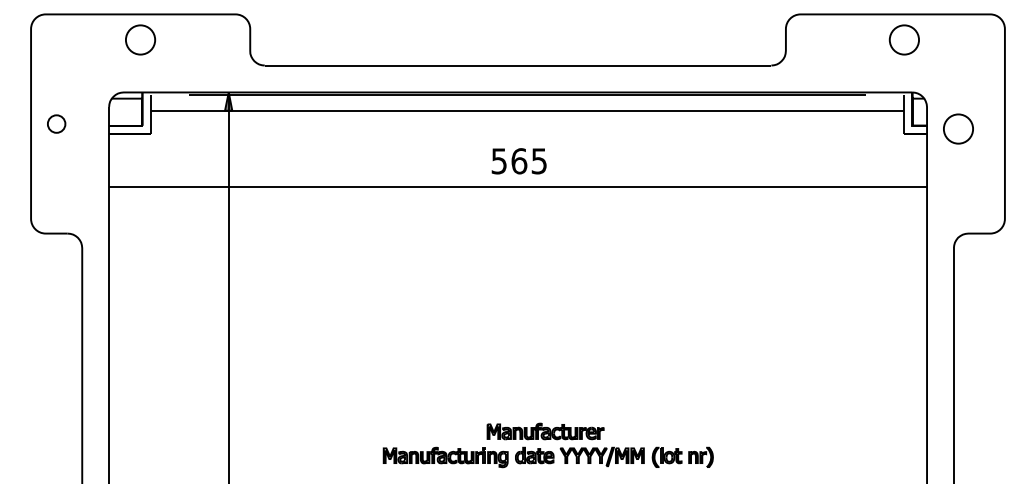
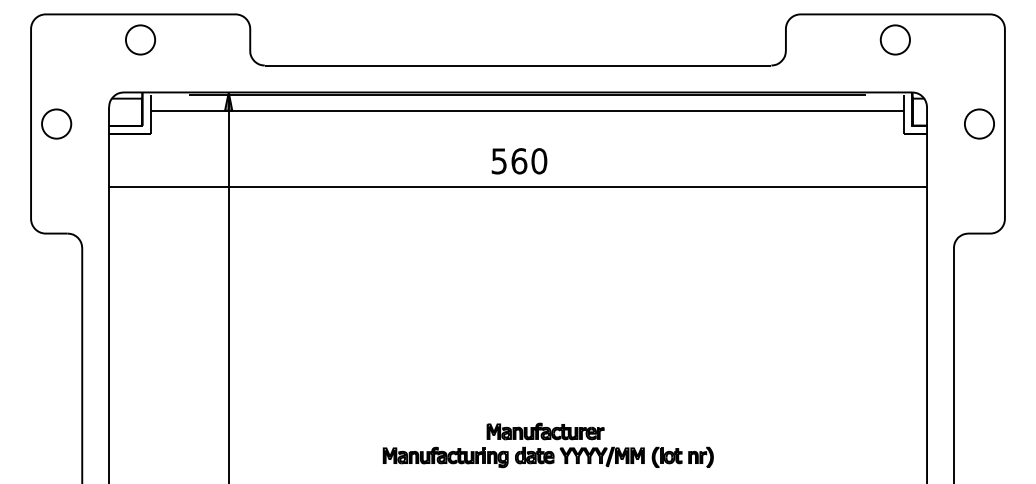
circle position: (903, 39) -> (894, 39) (894, 39)
circle diameter: 18 px -> 29 px (56, 123)
circle position: (958, 128) -> (979, 123) (979, 123)
text: 565 -> 560 (539, 161)
